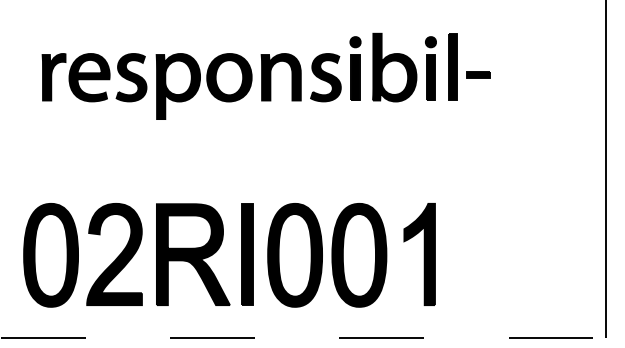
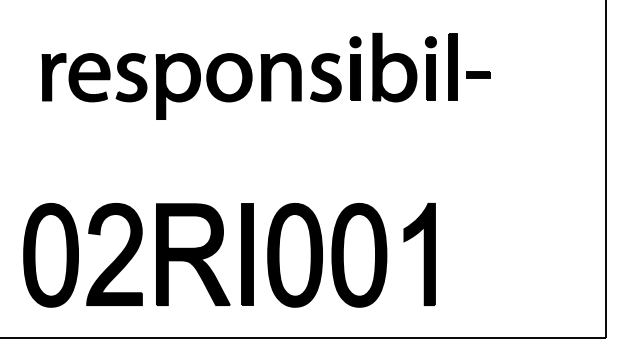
line: dashed -> solid (303, 337)
